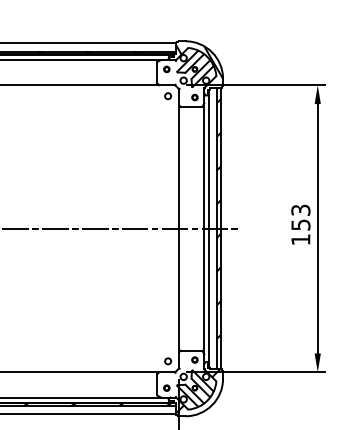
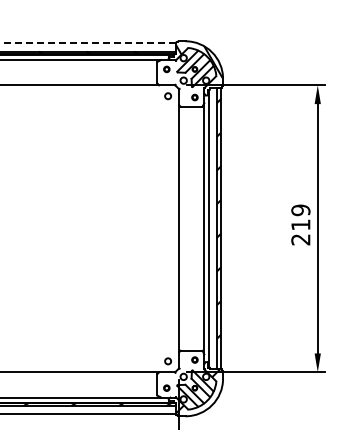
line: solid -> dashed (88, 43)
text: 153 -> 219 (300, 224)
line: present -> none (120, 228)
